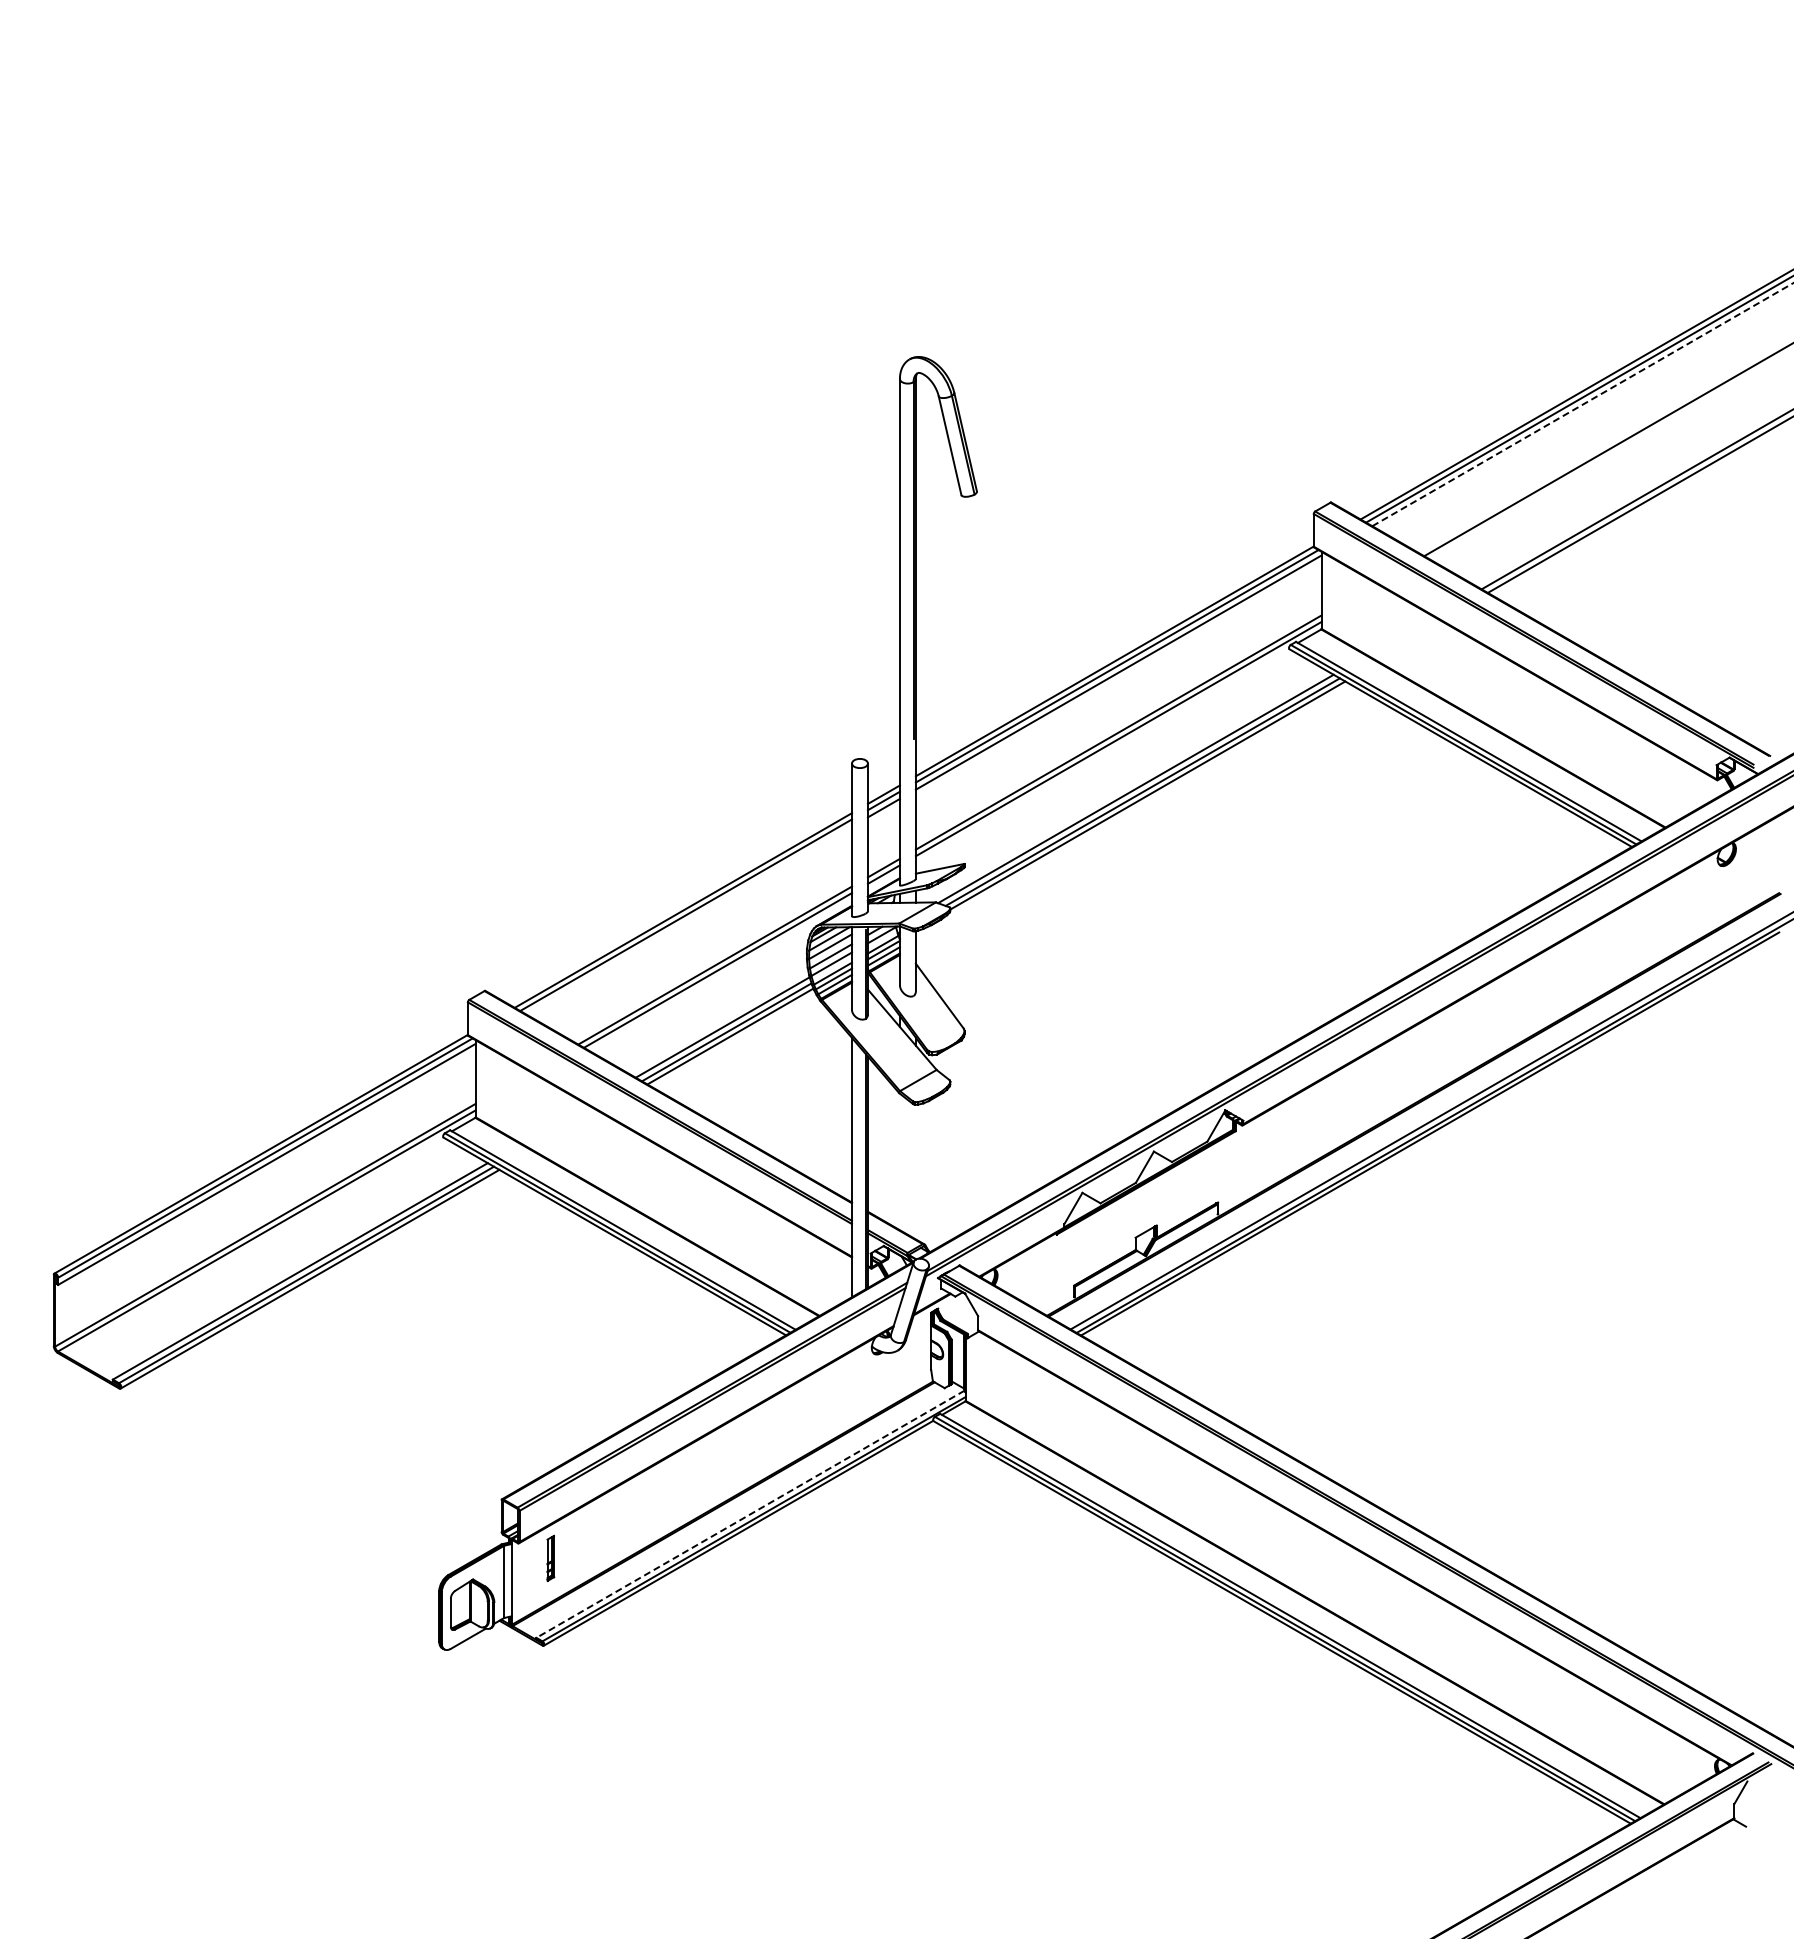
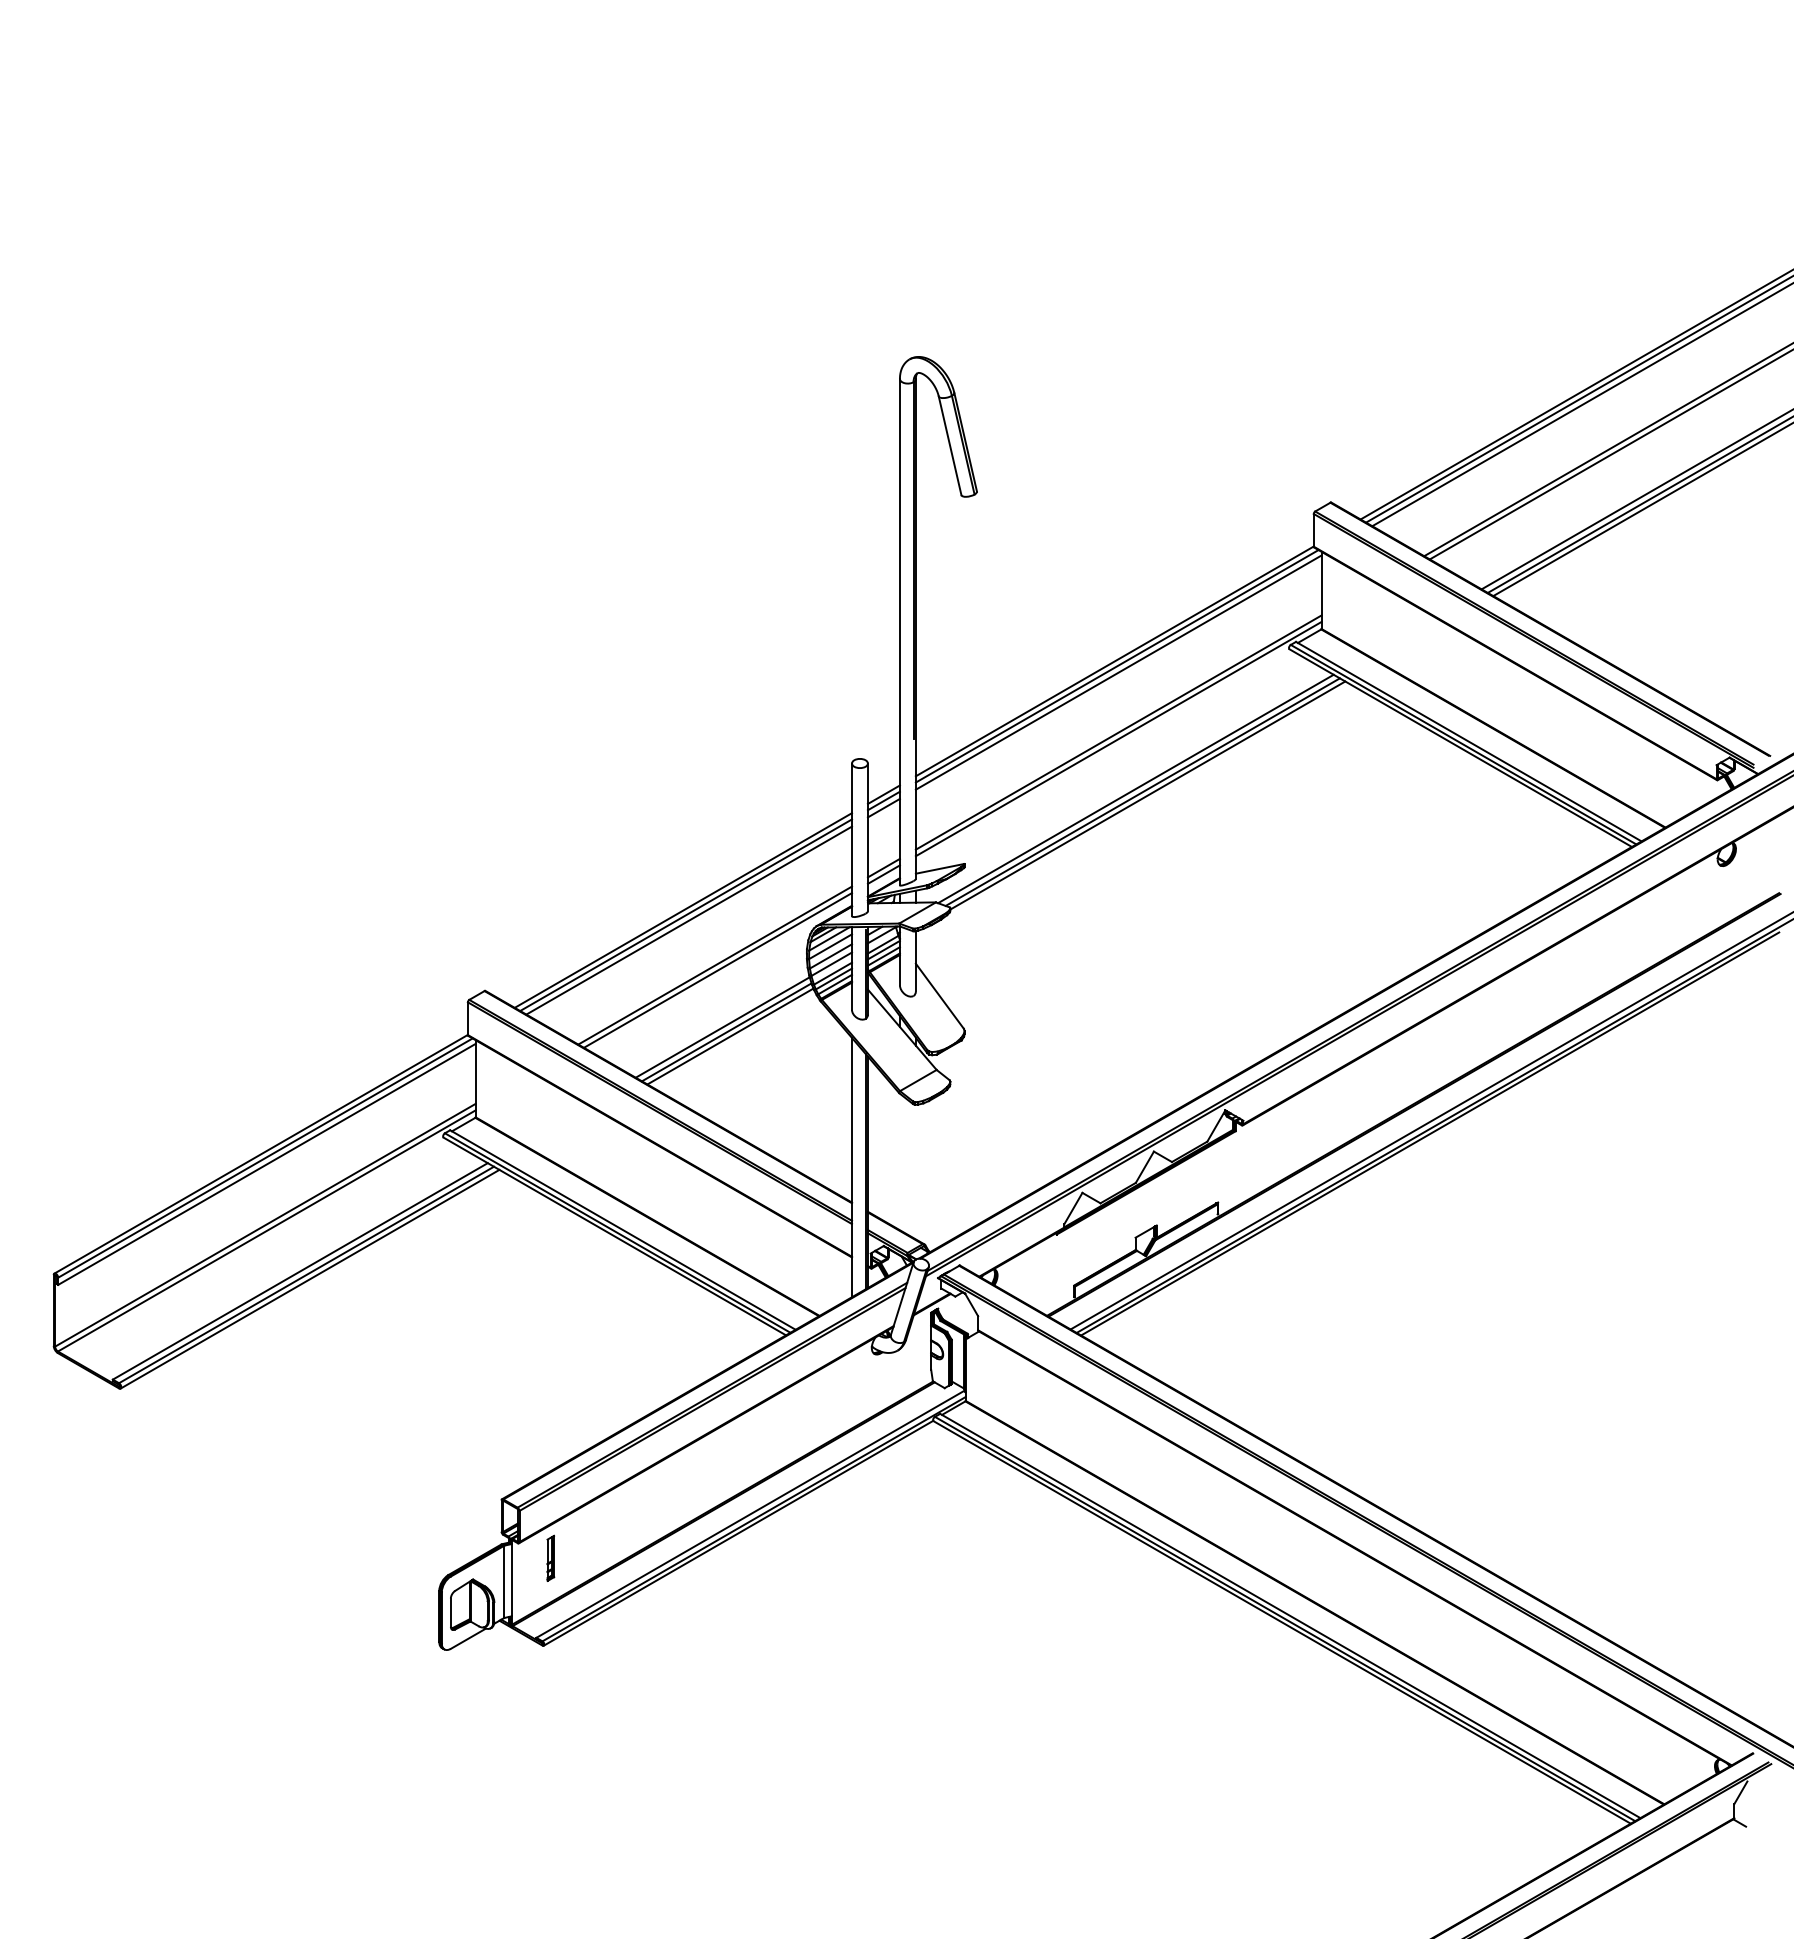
line: dashed -> solid (1583, 404)
line: none -> present (1609, 455)
line: none -> present (1641, 510)
line: none -> present (689, 920)
line: dashed -> solid (750, 1514)
